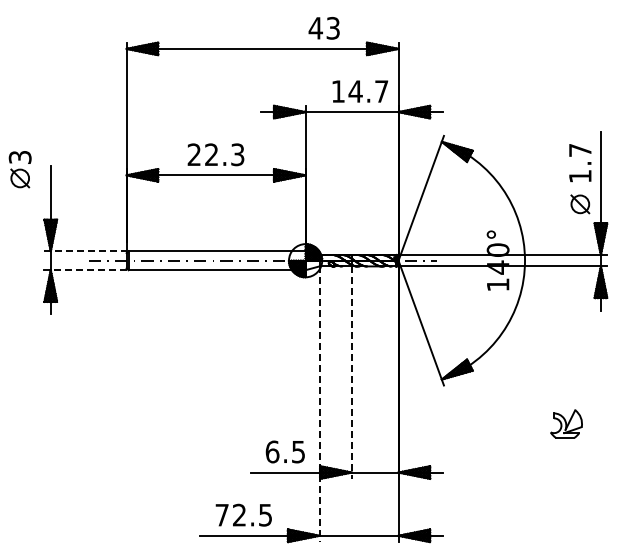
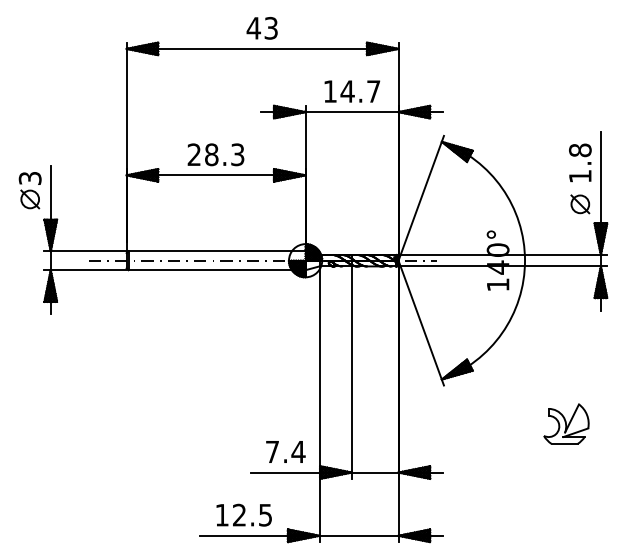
text position: (323, 28) -> (261, 28) (261, 28)
text position: (360, 91) -> (352, 91) (352, 91)
text: 1.7 -> 1.8 (580, 150)
text: 22.3 -> 28.3 (211, 154)
part position: (19, 169) -> (29, 190) (29, 190)
line: dashed -> solid (86, 251)
line: dashed -> solid (88, 270)
line: dashed -> solid (351, 373)
line: dashed -> solid (319, 404)
part size: 33x30 px -> 47x42 px (566, 423)
text: 6.5 -> 7.4 (285, 451)
text: 72.5 -> 12.5 (221, 515)
